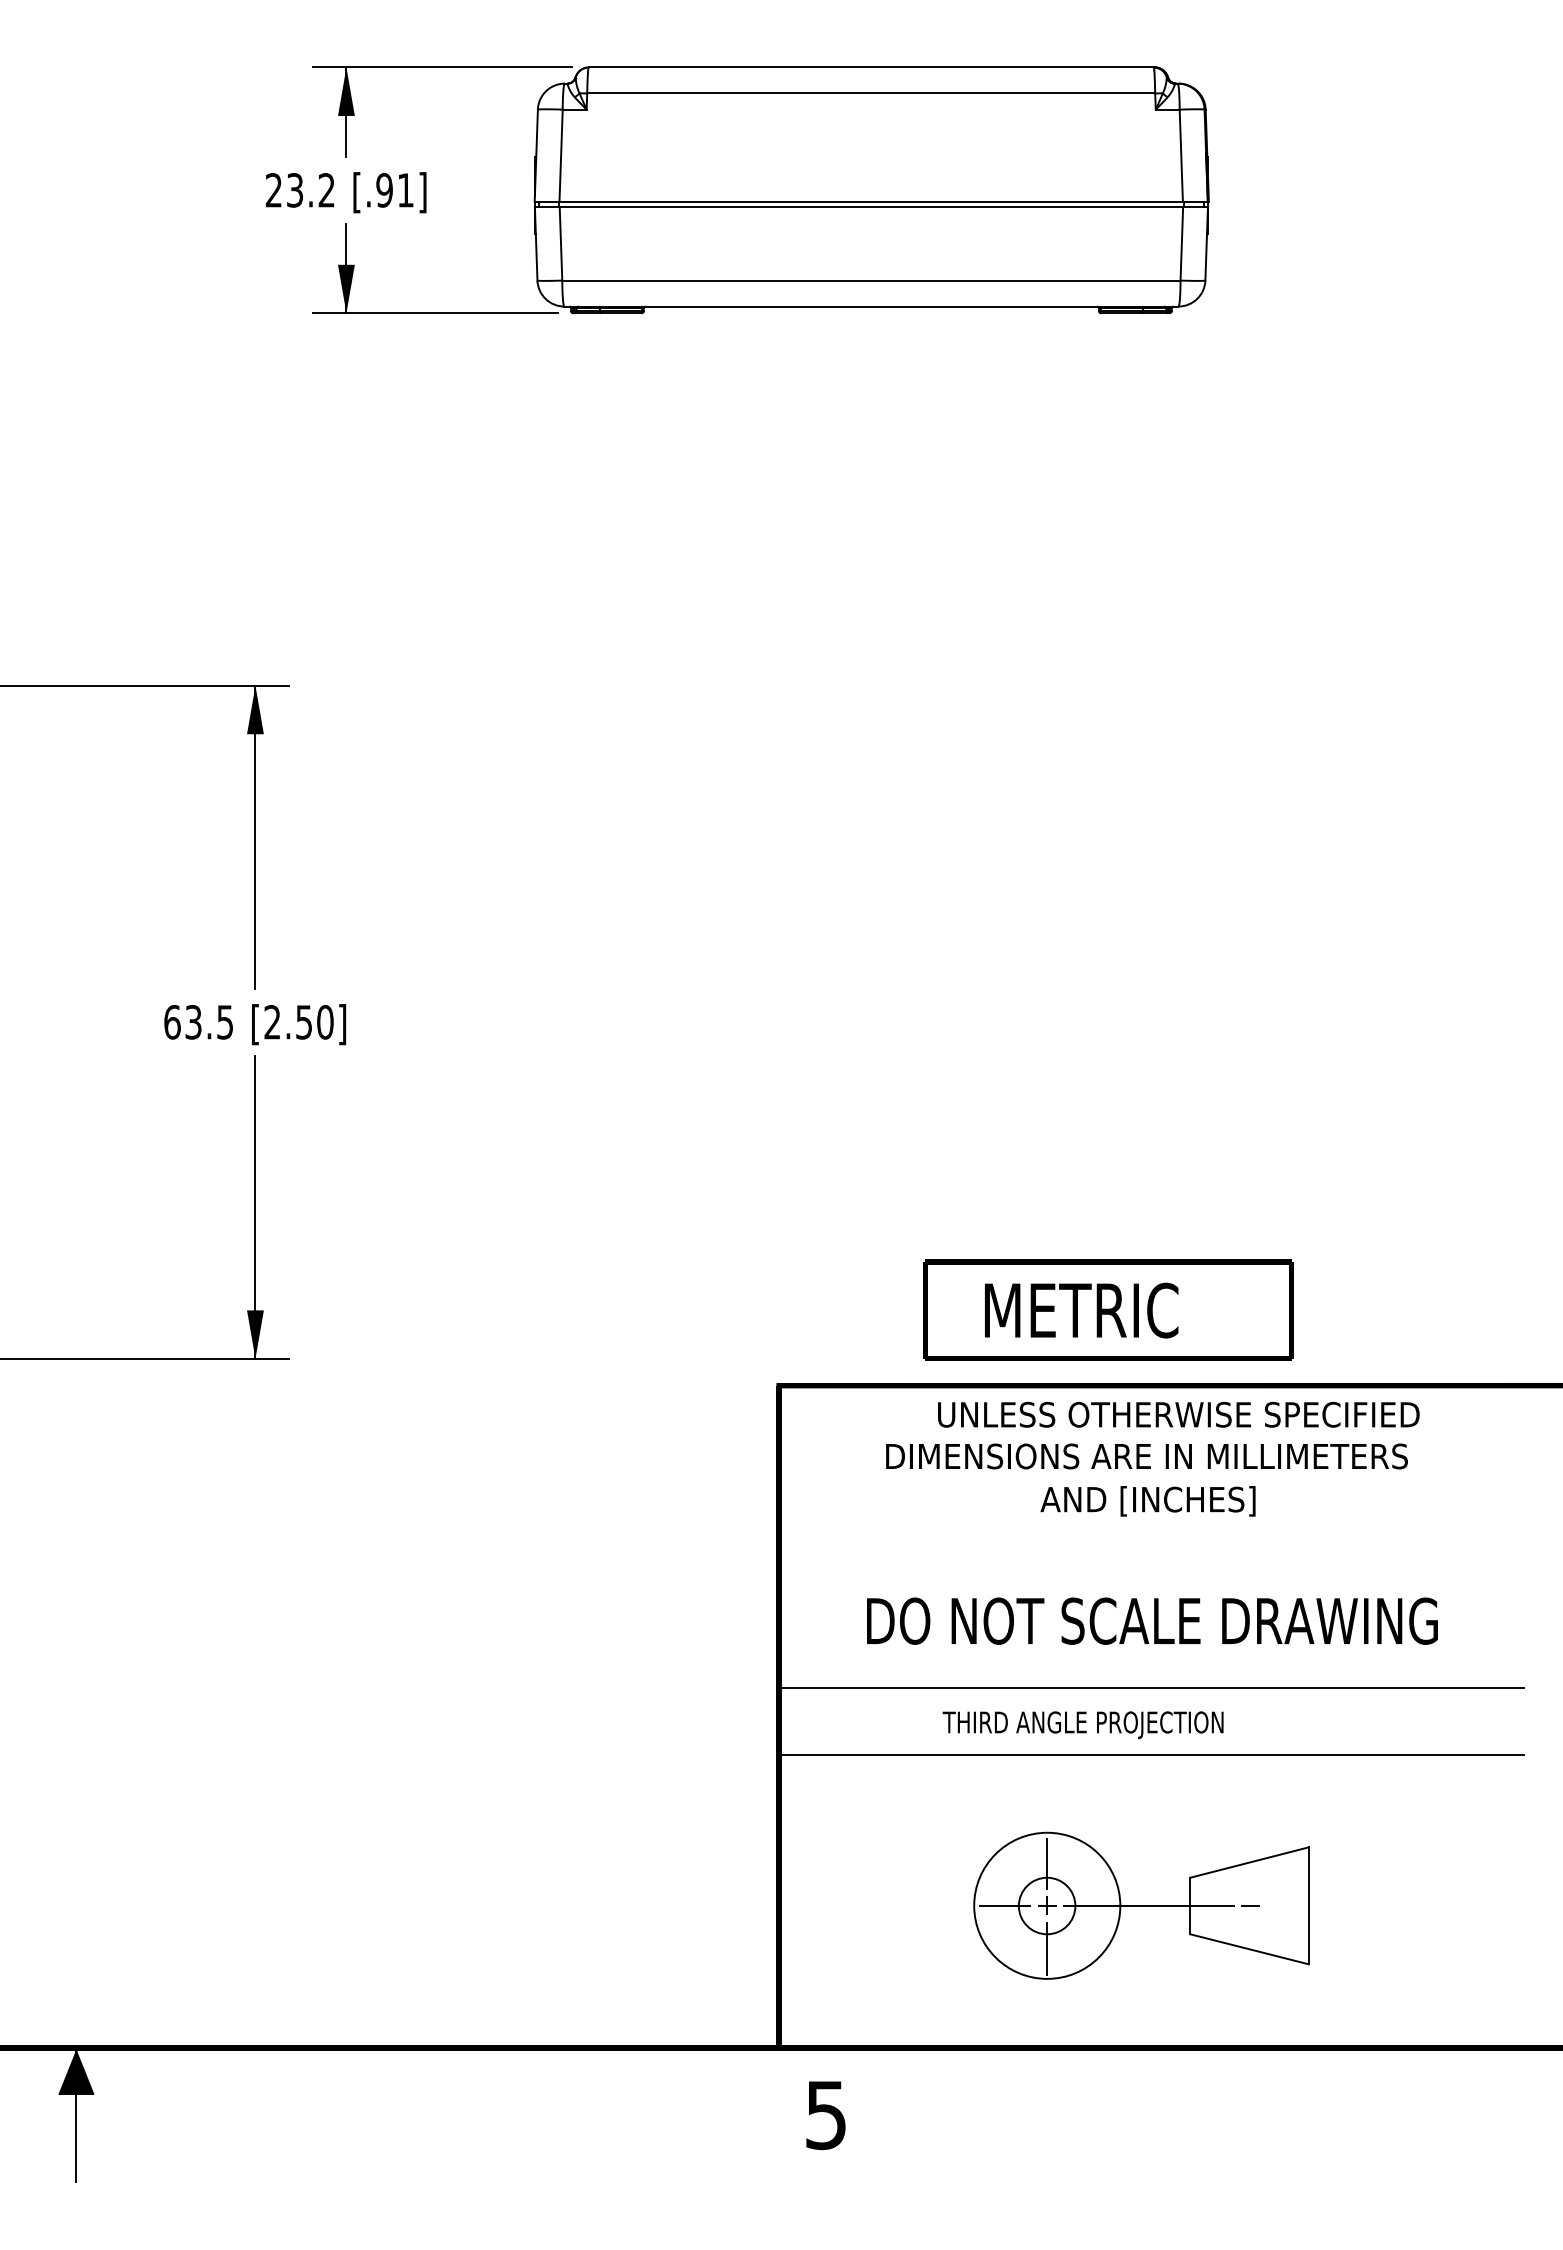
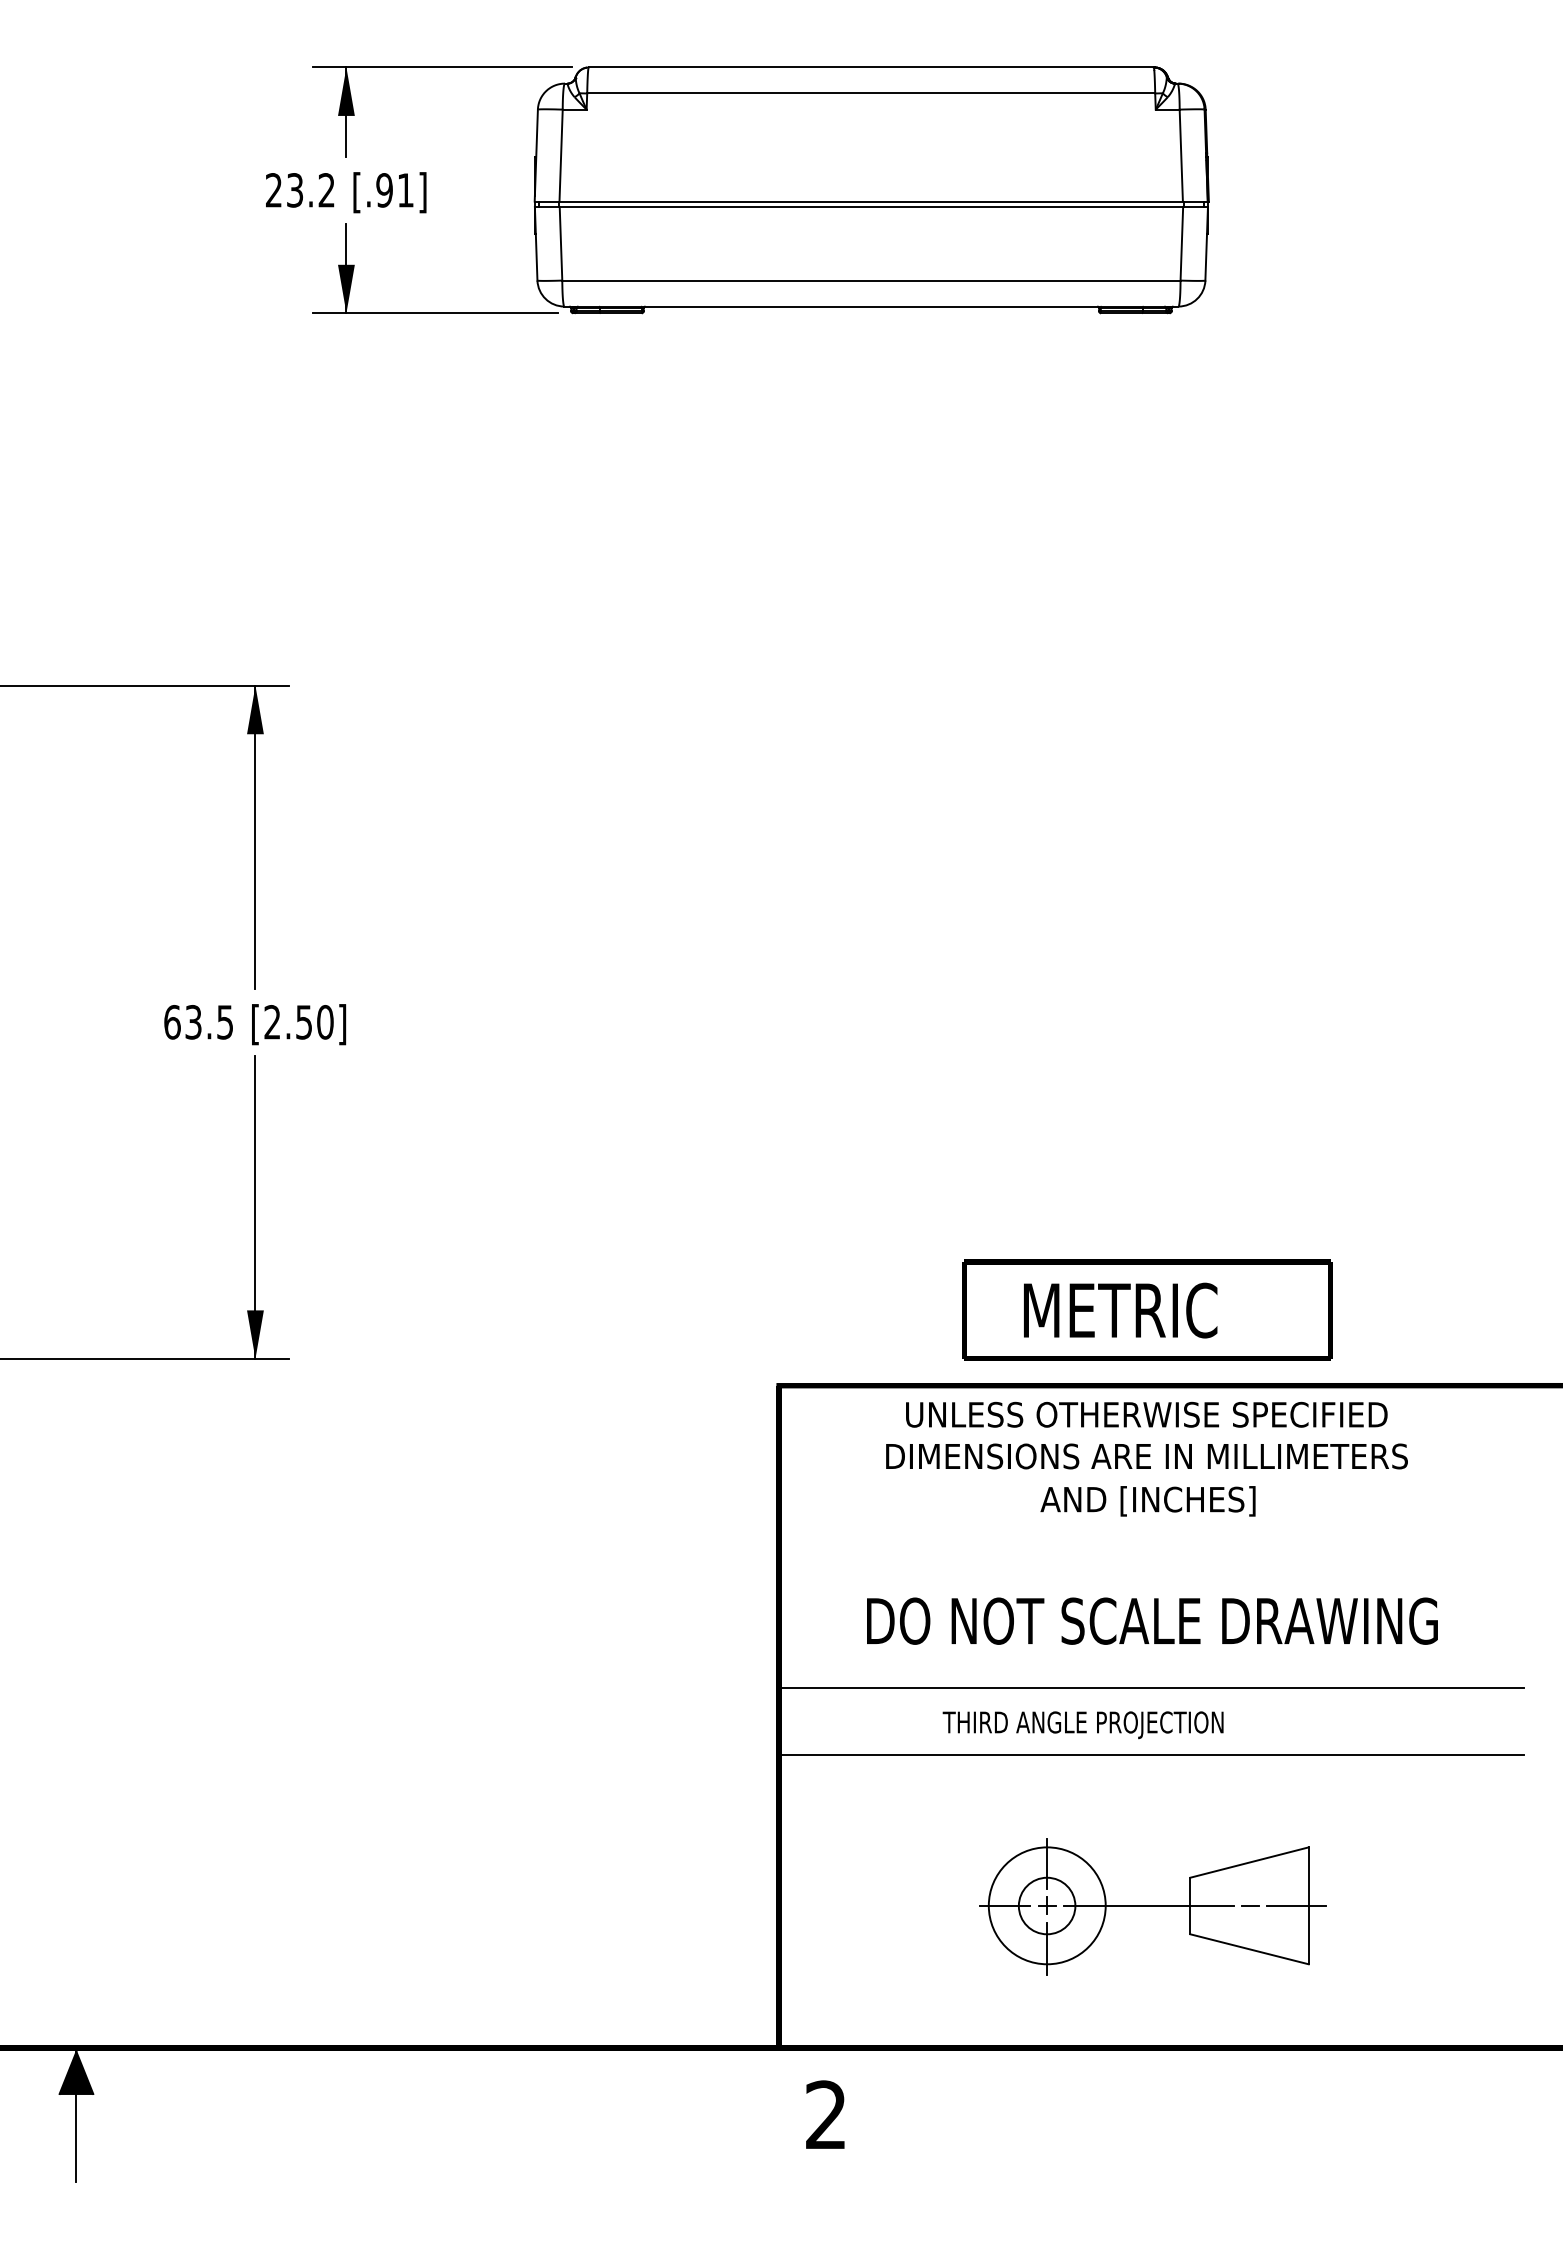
text position: (1108, 1309) -> (1147, 1309) (1147, 1309)
text position: (1178, 1414) -> (1146, 1414) (1146, 1414)
circle diameter: 146 px -> 117 px (1046, 1905)
line: none -> present (1296, 1905)
text: 5 -> 2 (825, 2115)
